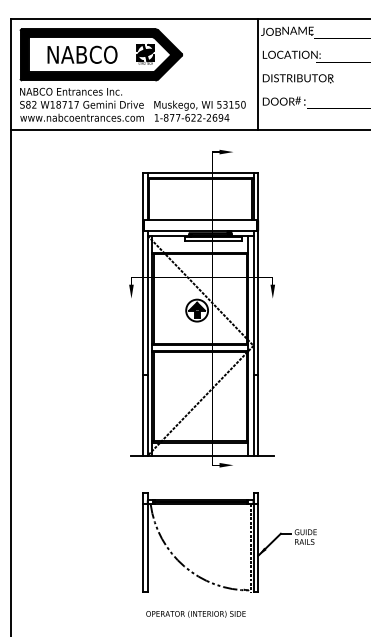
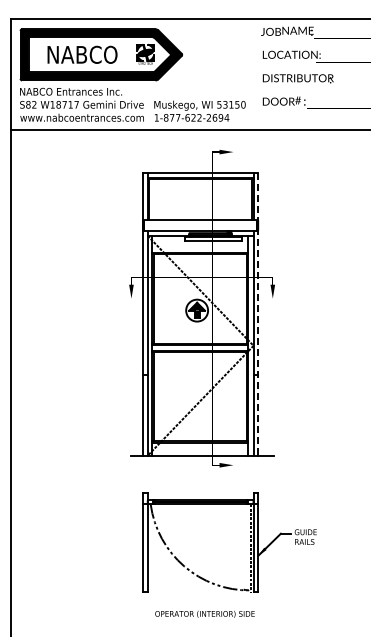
line: present -> none (257, 74)
line: solid -> dashed (258, 314)
text position: (195, 613) -> (204, 613) (204, 613)
